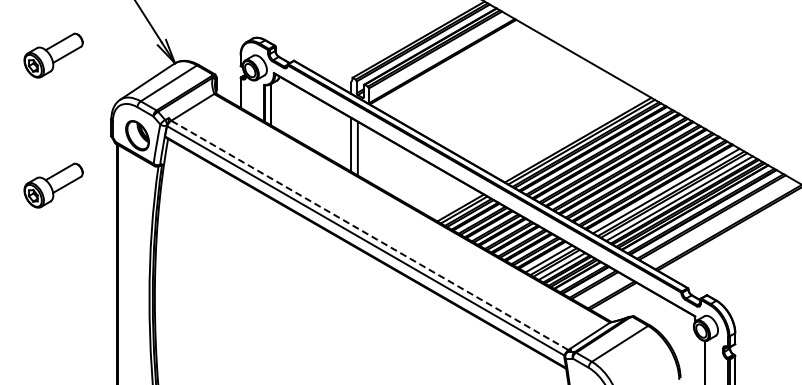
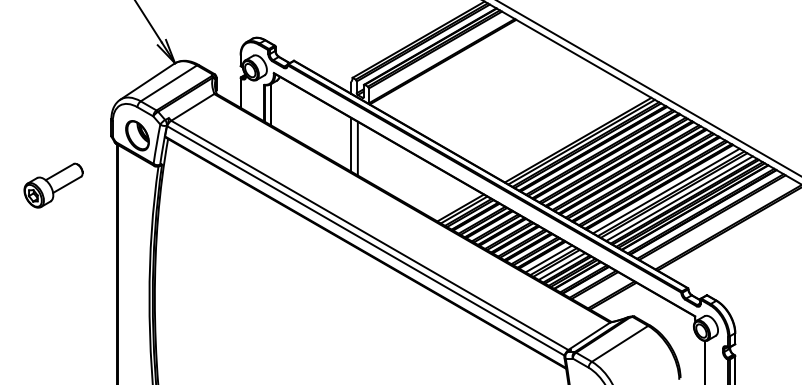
part: present -> none (53, 55)
line: none -> present (648, 88)
line: dashed -> solid (369, 235)
